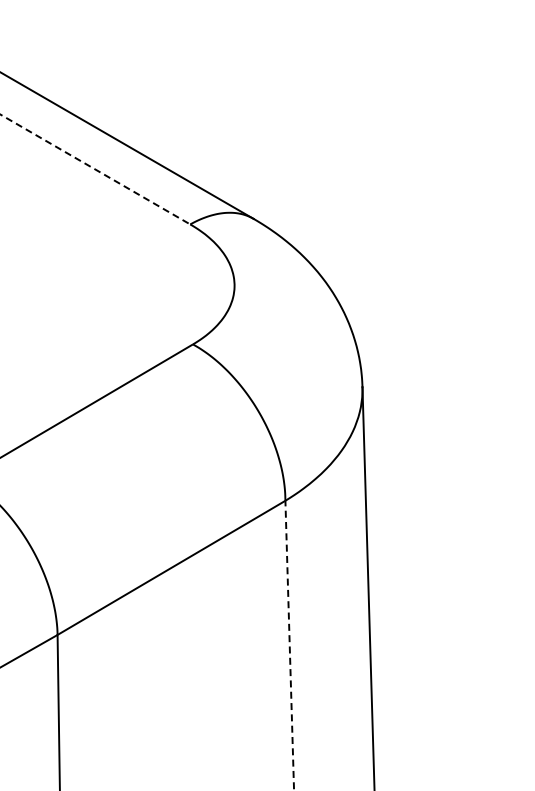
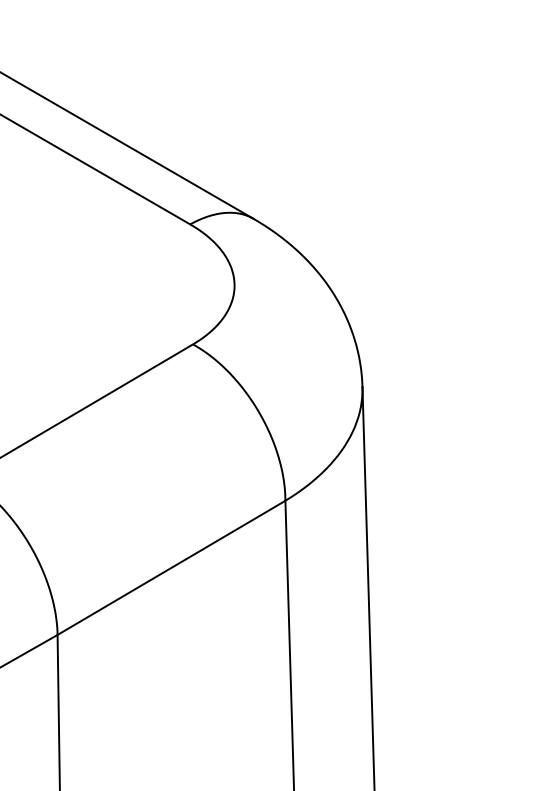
line: dashed -> solid (95, 169)
line: dashed -> solid (289, 645)
